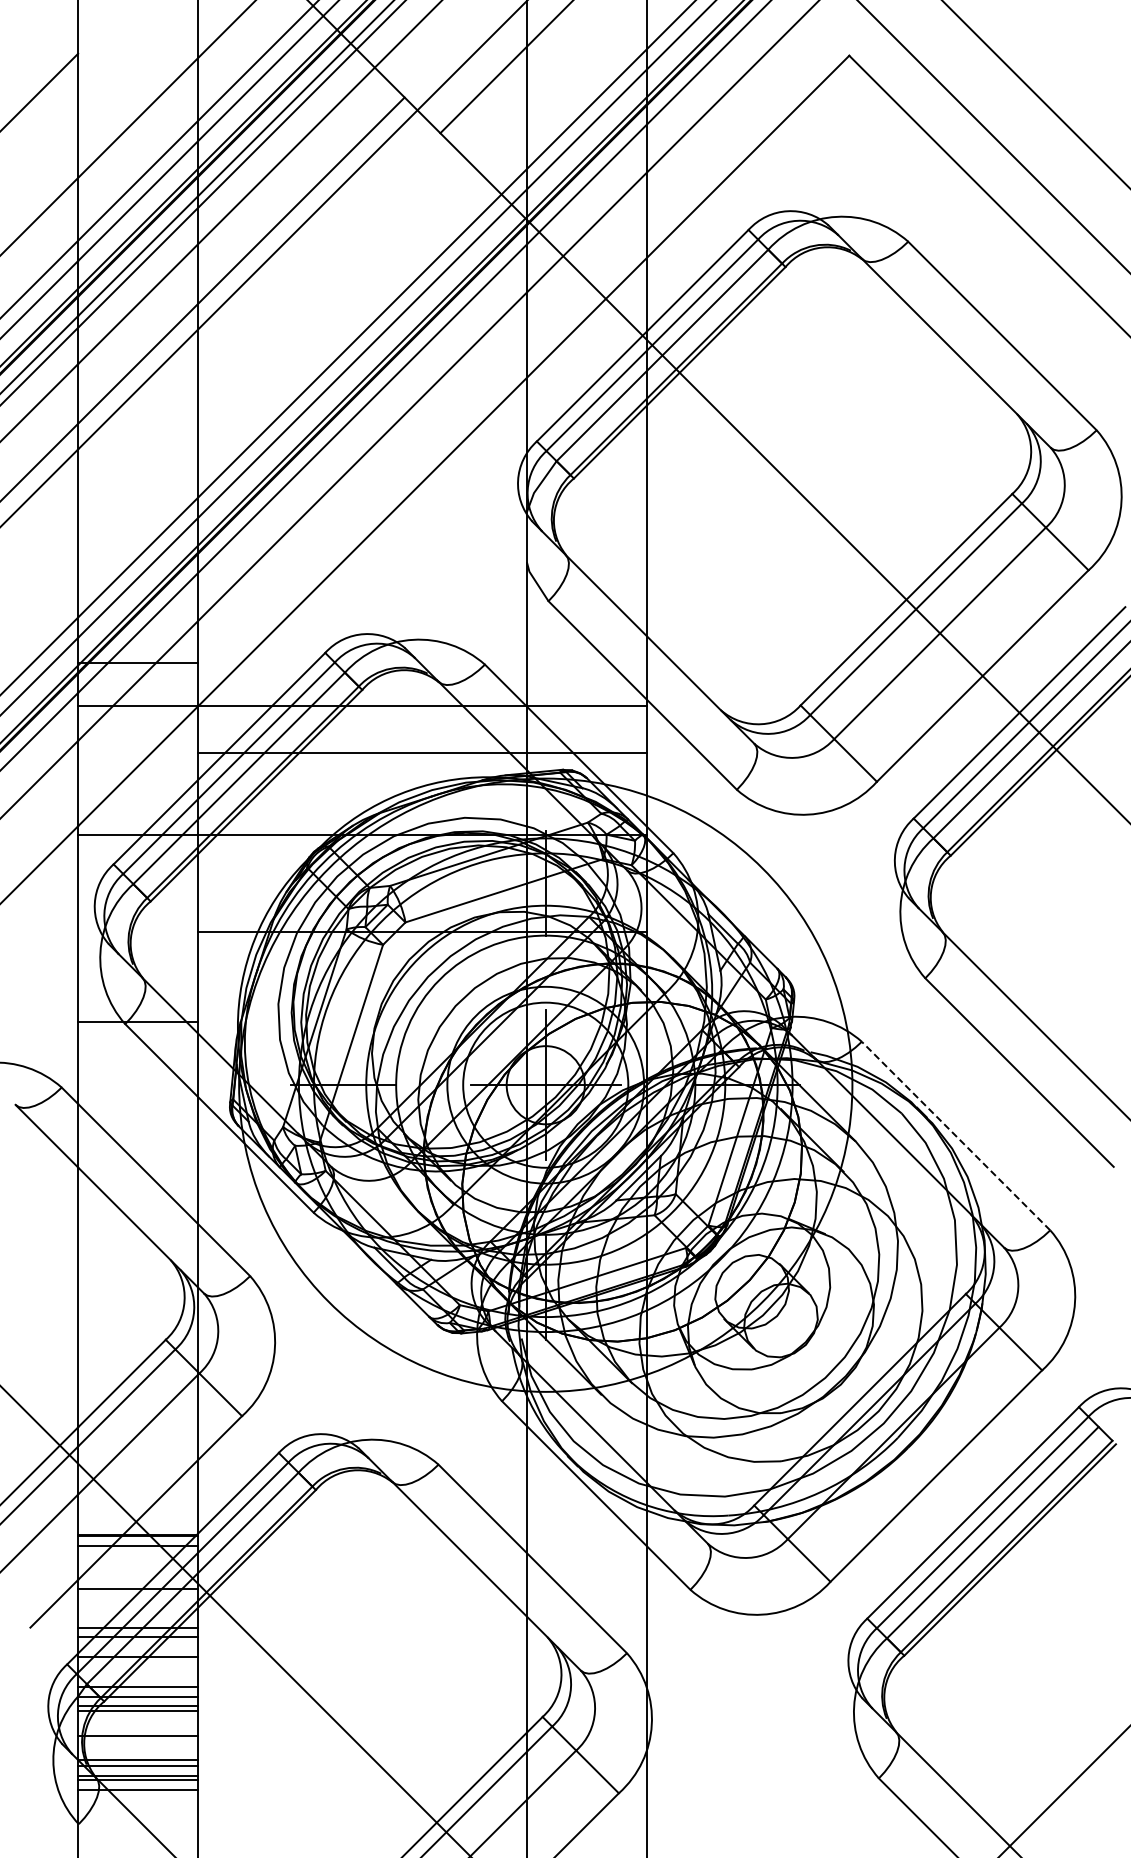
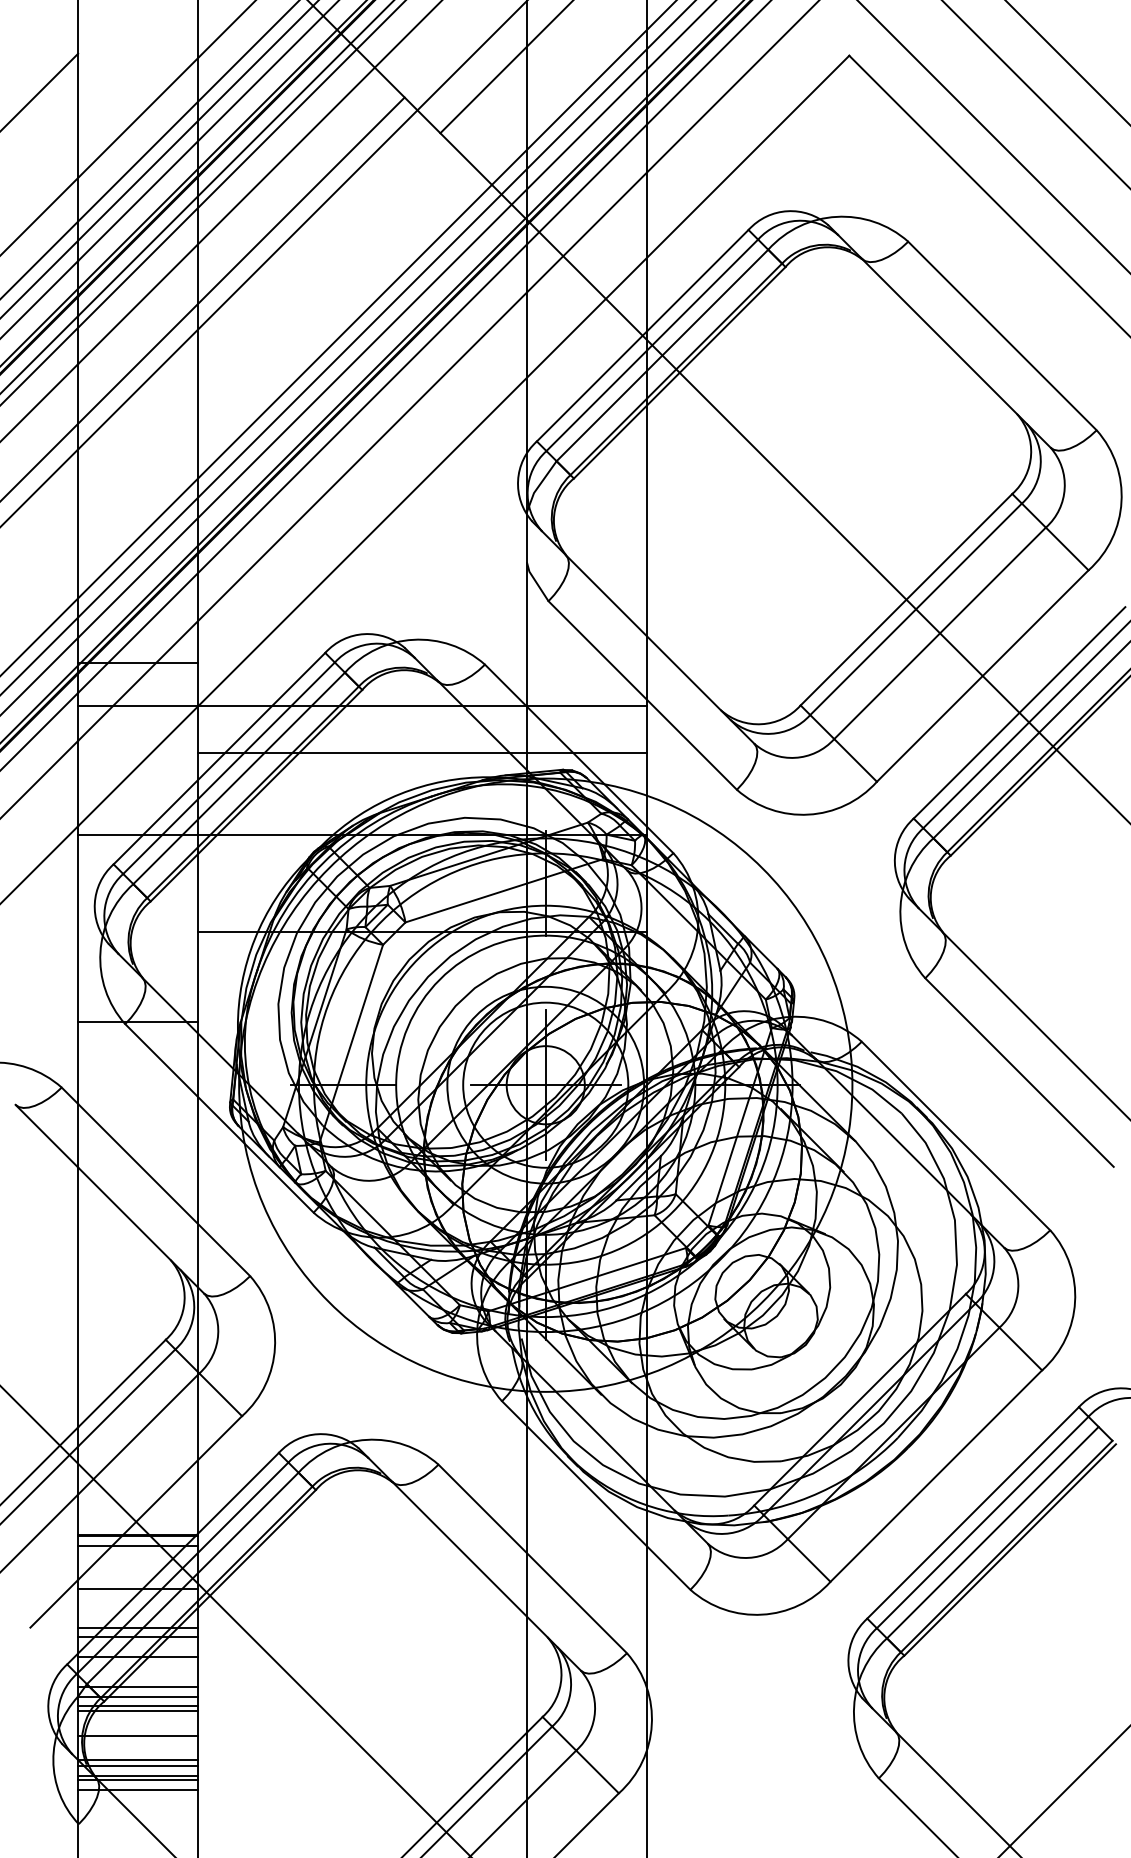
line: none -> present (1067, 62)
line: none -> present (149, 149)
line: none -> present (338, 338)
line: dashed -> solid (955, 1135)
